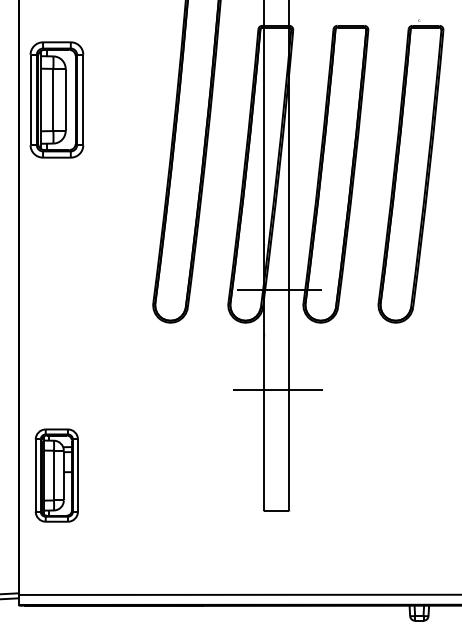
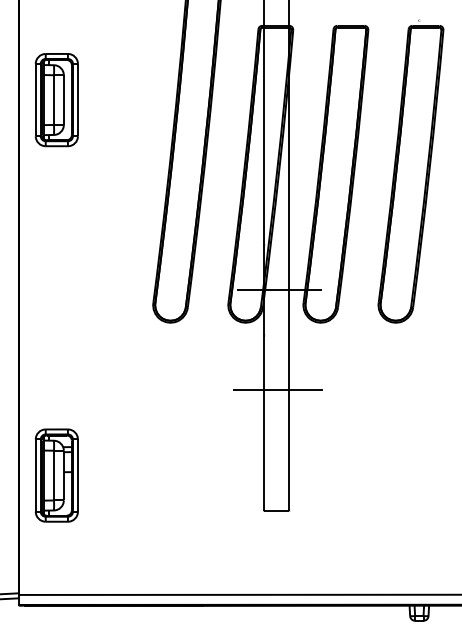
part size: 56x118 px -> 45x95 px (56, 100)
